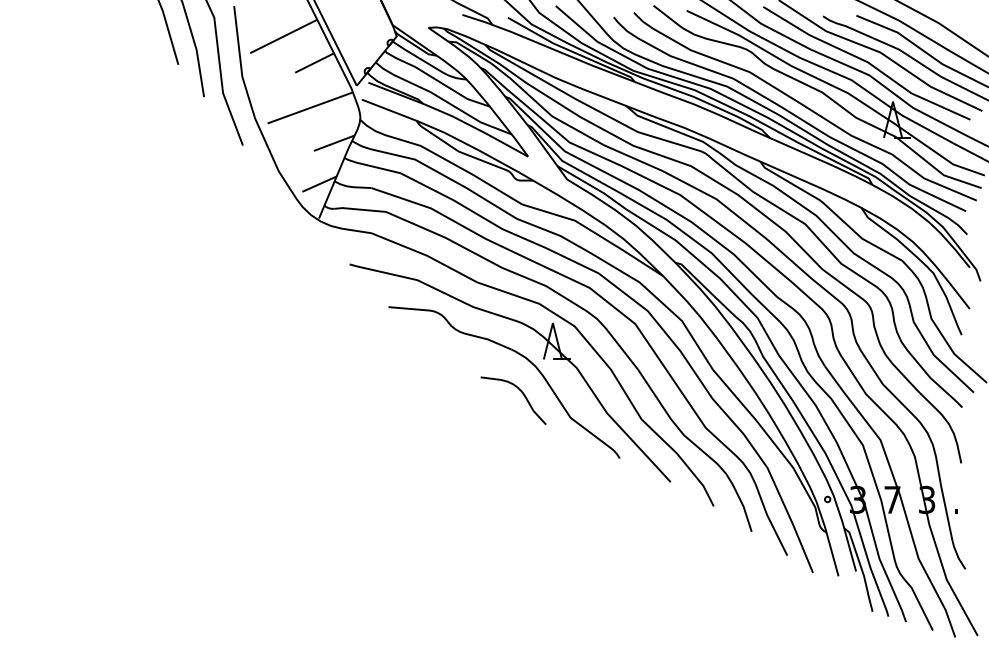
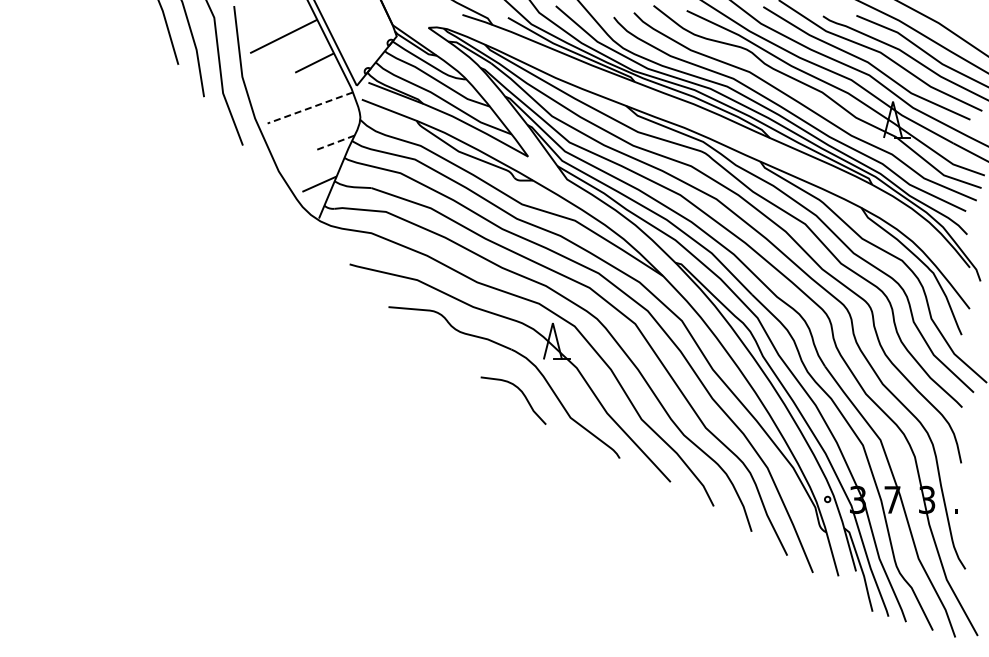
line: solid -> dashed (309, 108)
line: solid -> dashed (334, 143)
